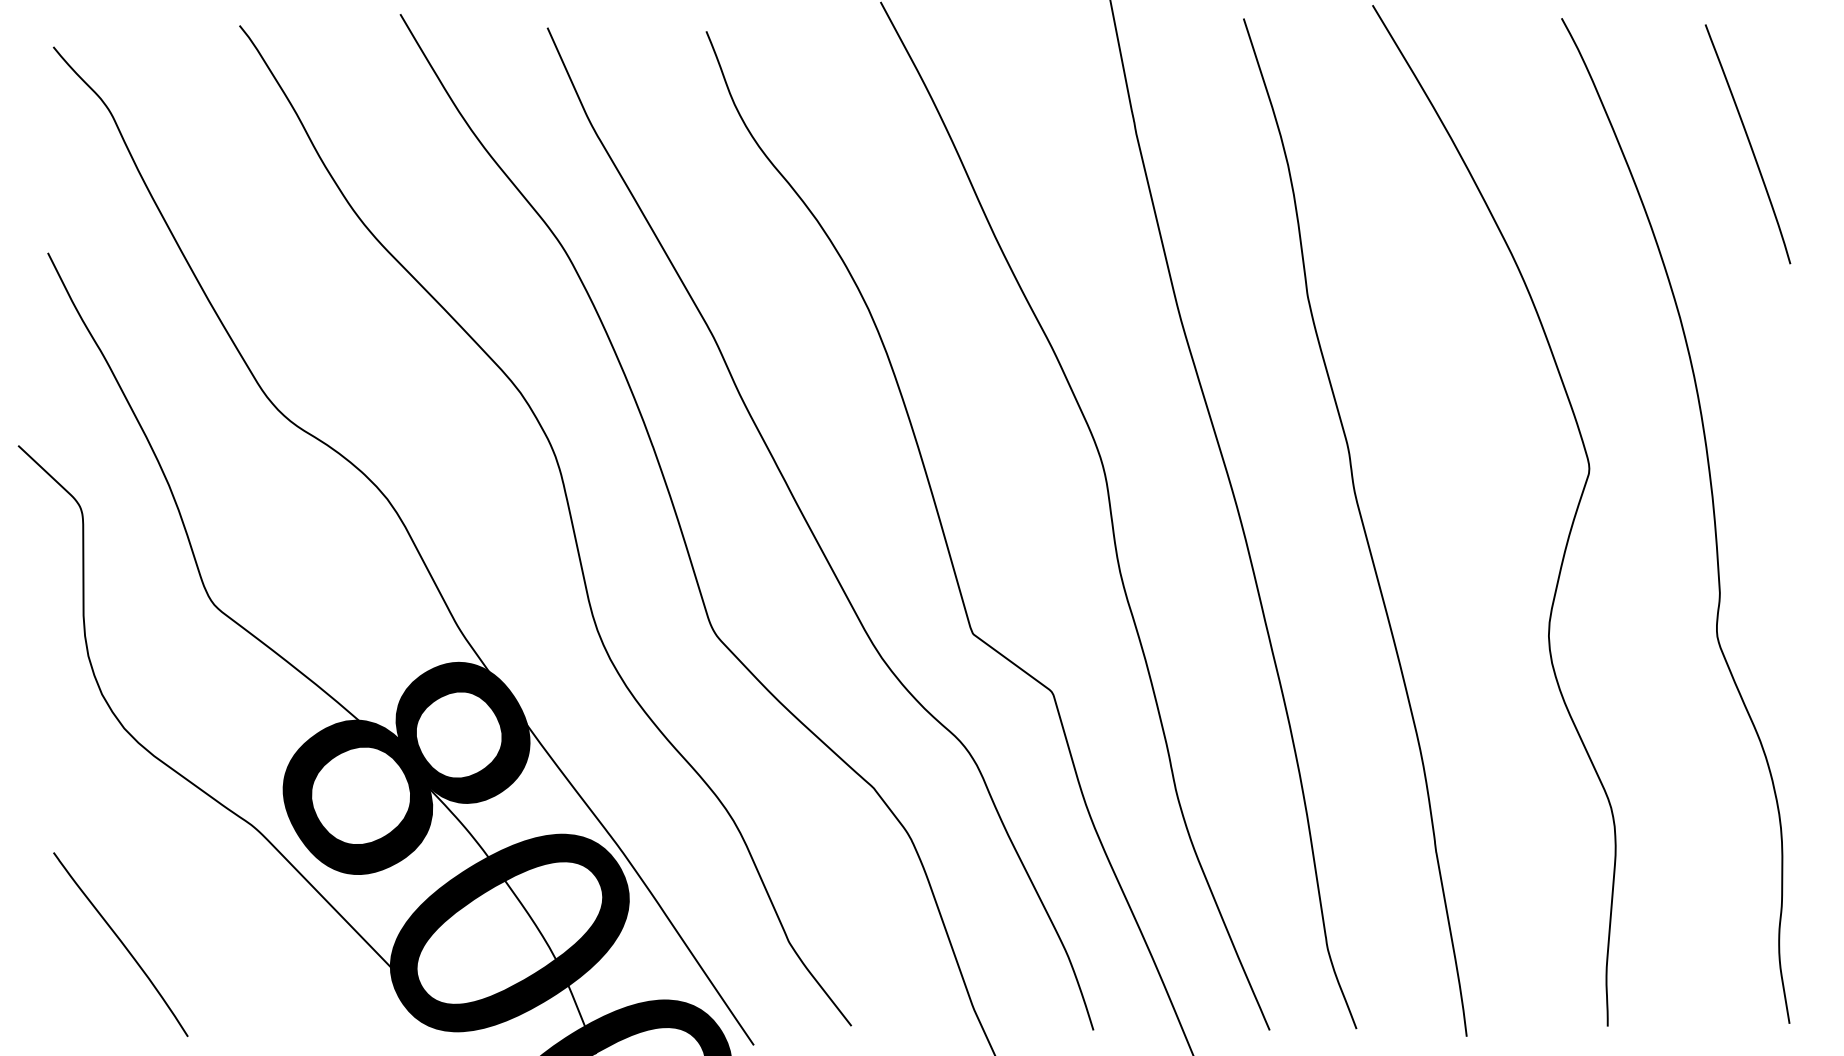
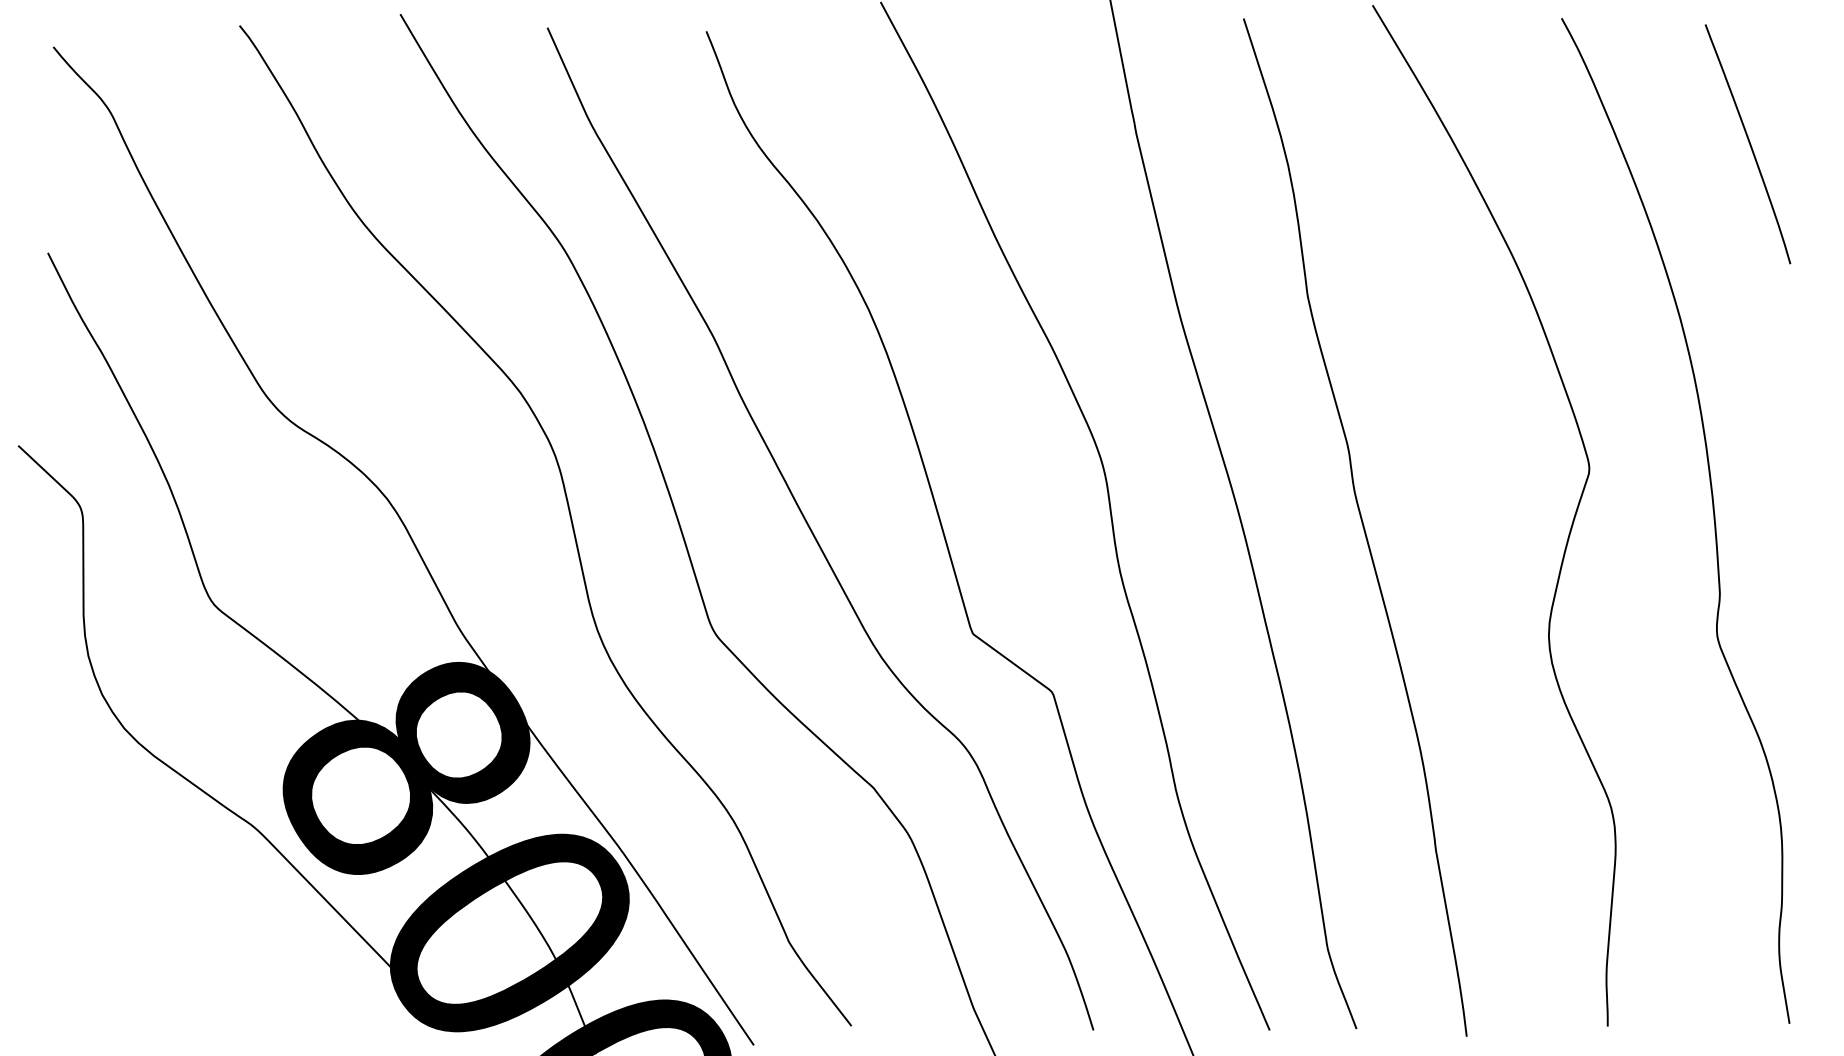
curve: present -> none (121, 943)
